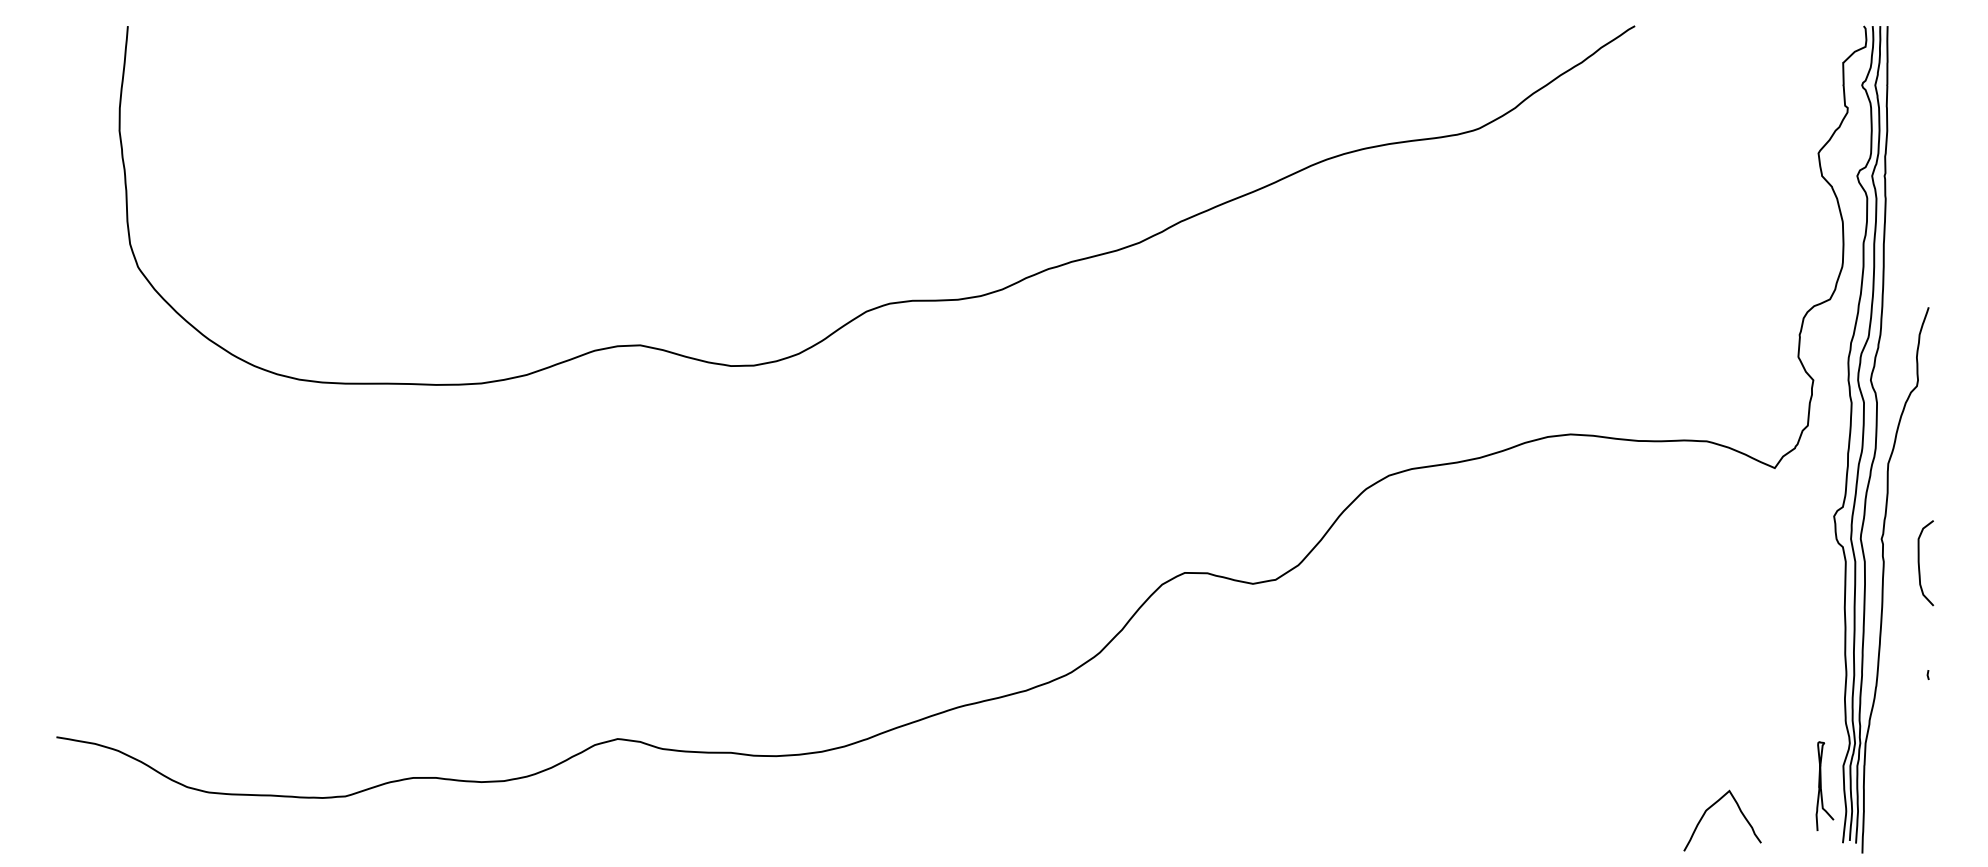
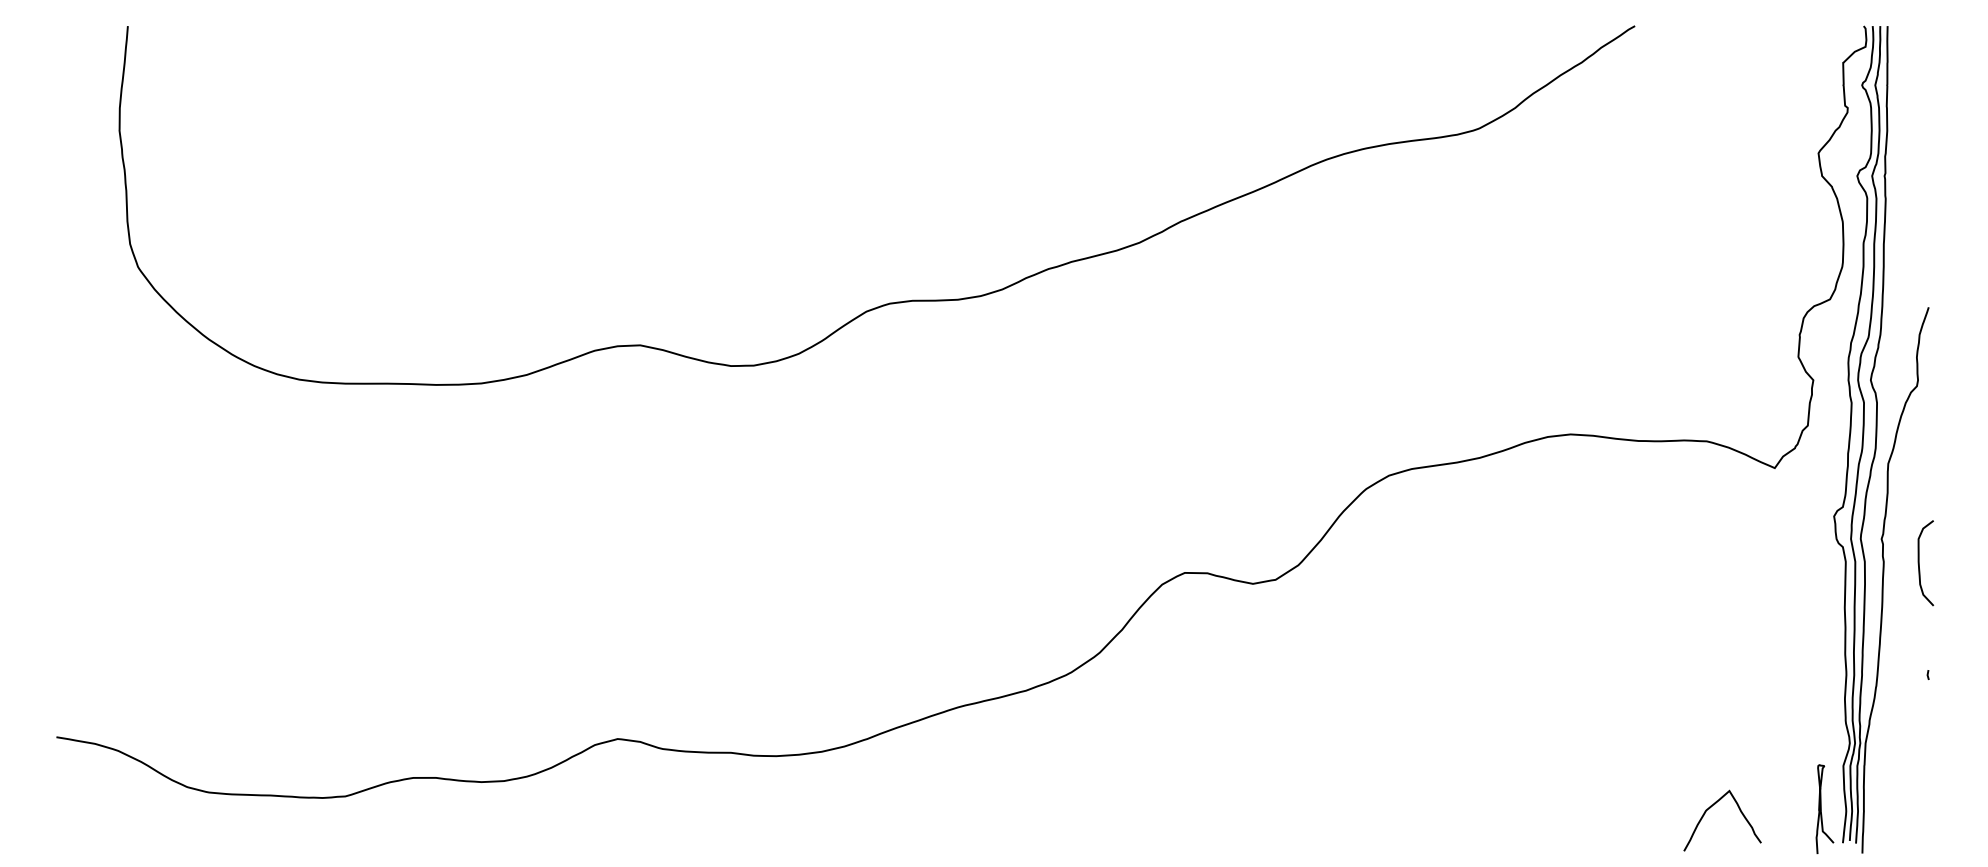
curve position: (1821, 786) -> (1821, 809) (1821, 809)
